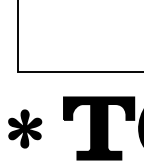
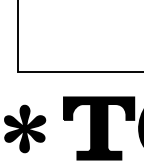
part size: 35x40 px -> 43x50 px (25, 128)
